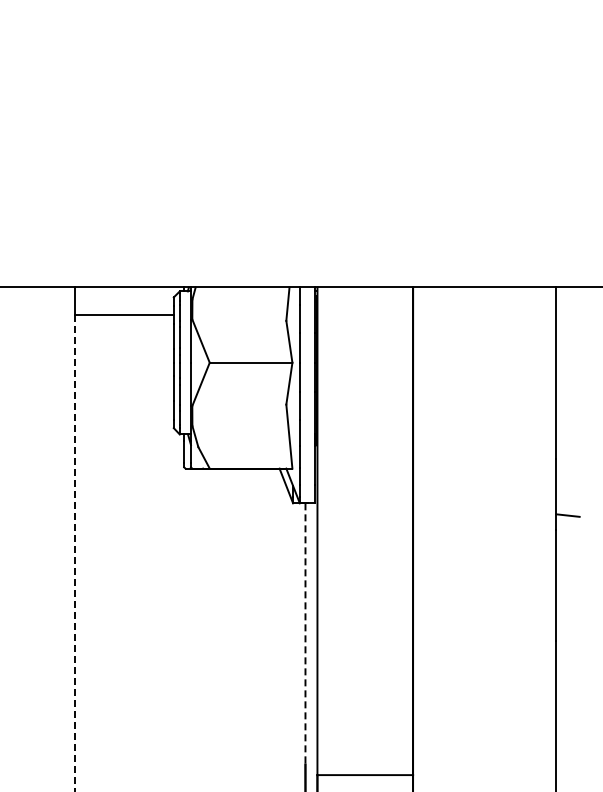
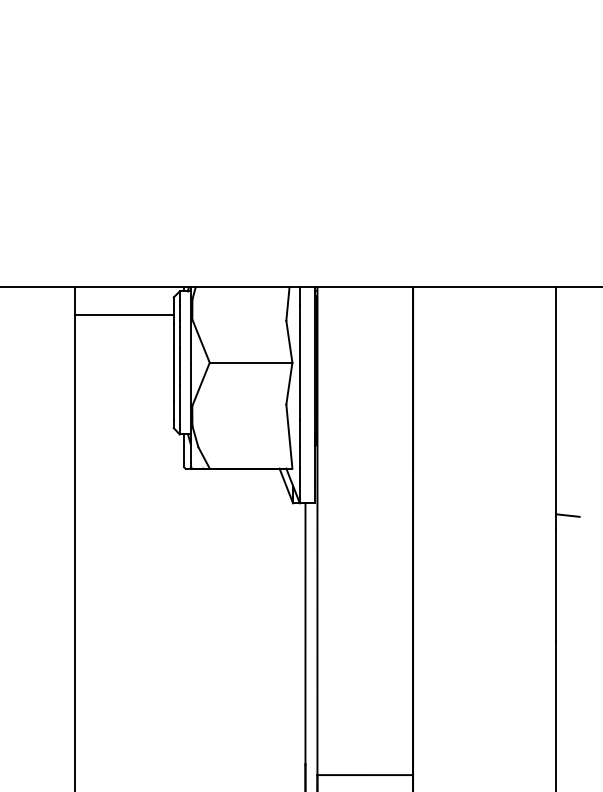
line: dashed -> solid (75, 553)
line: dashed -> solid (305, 633)
